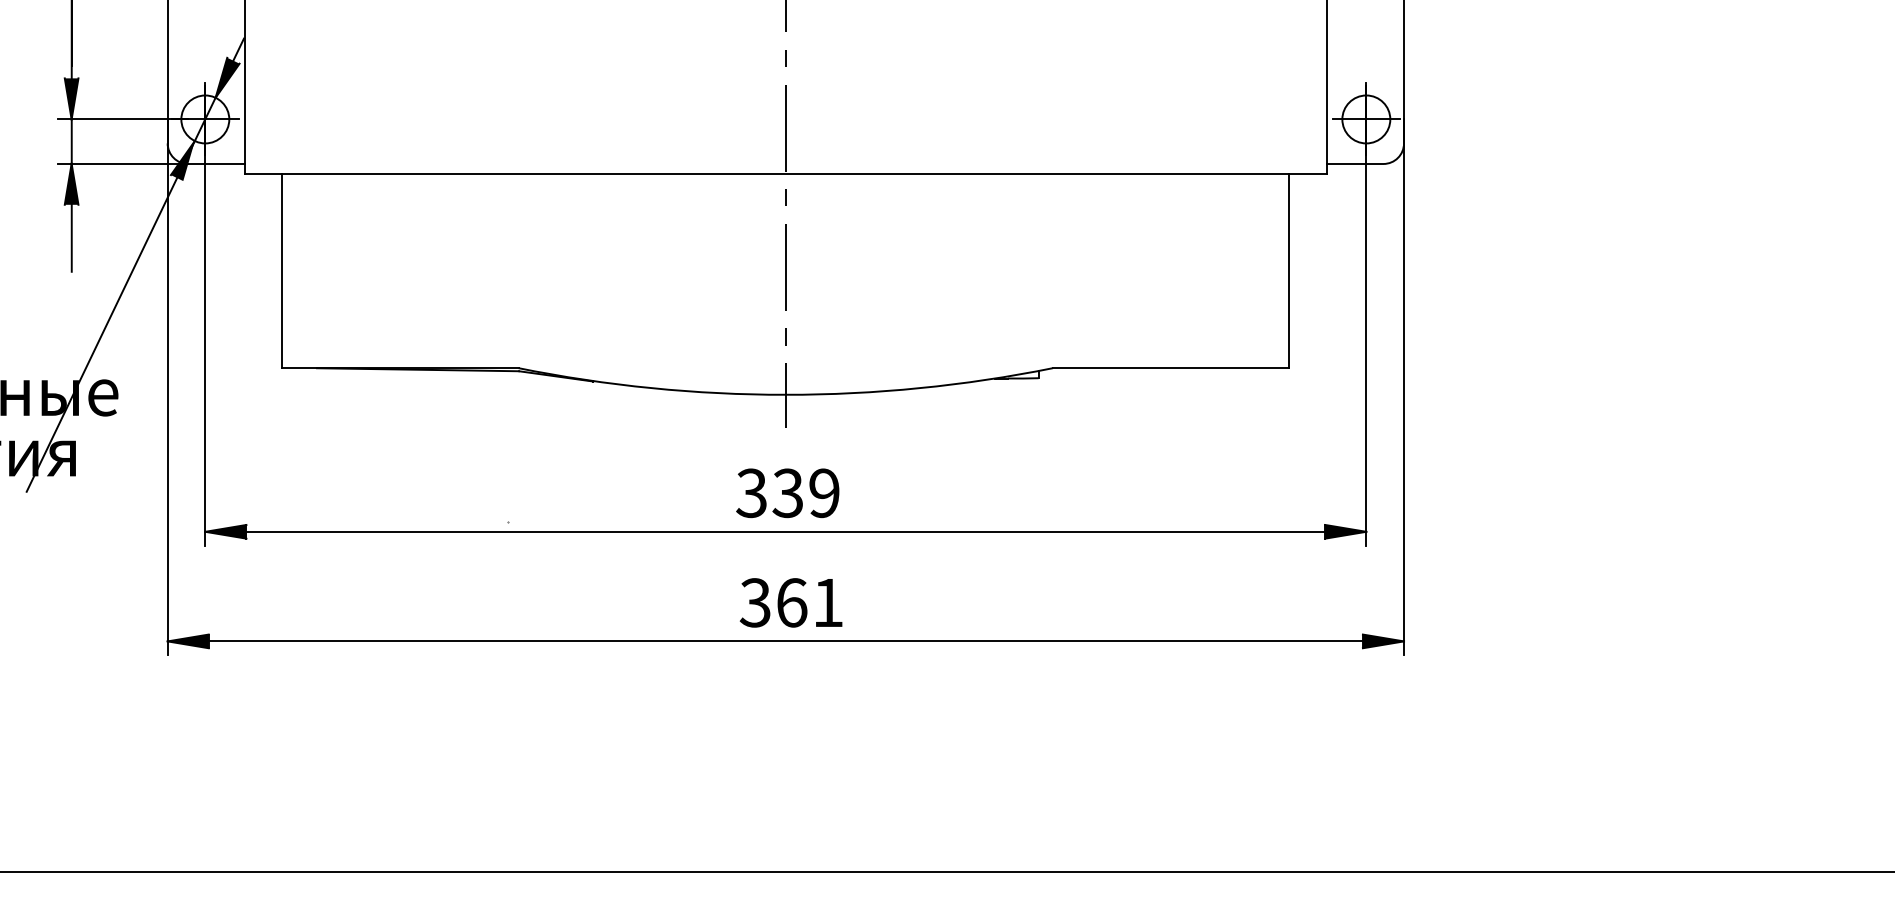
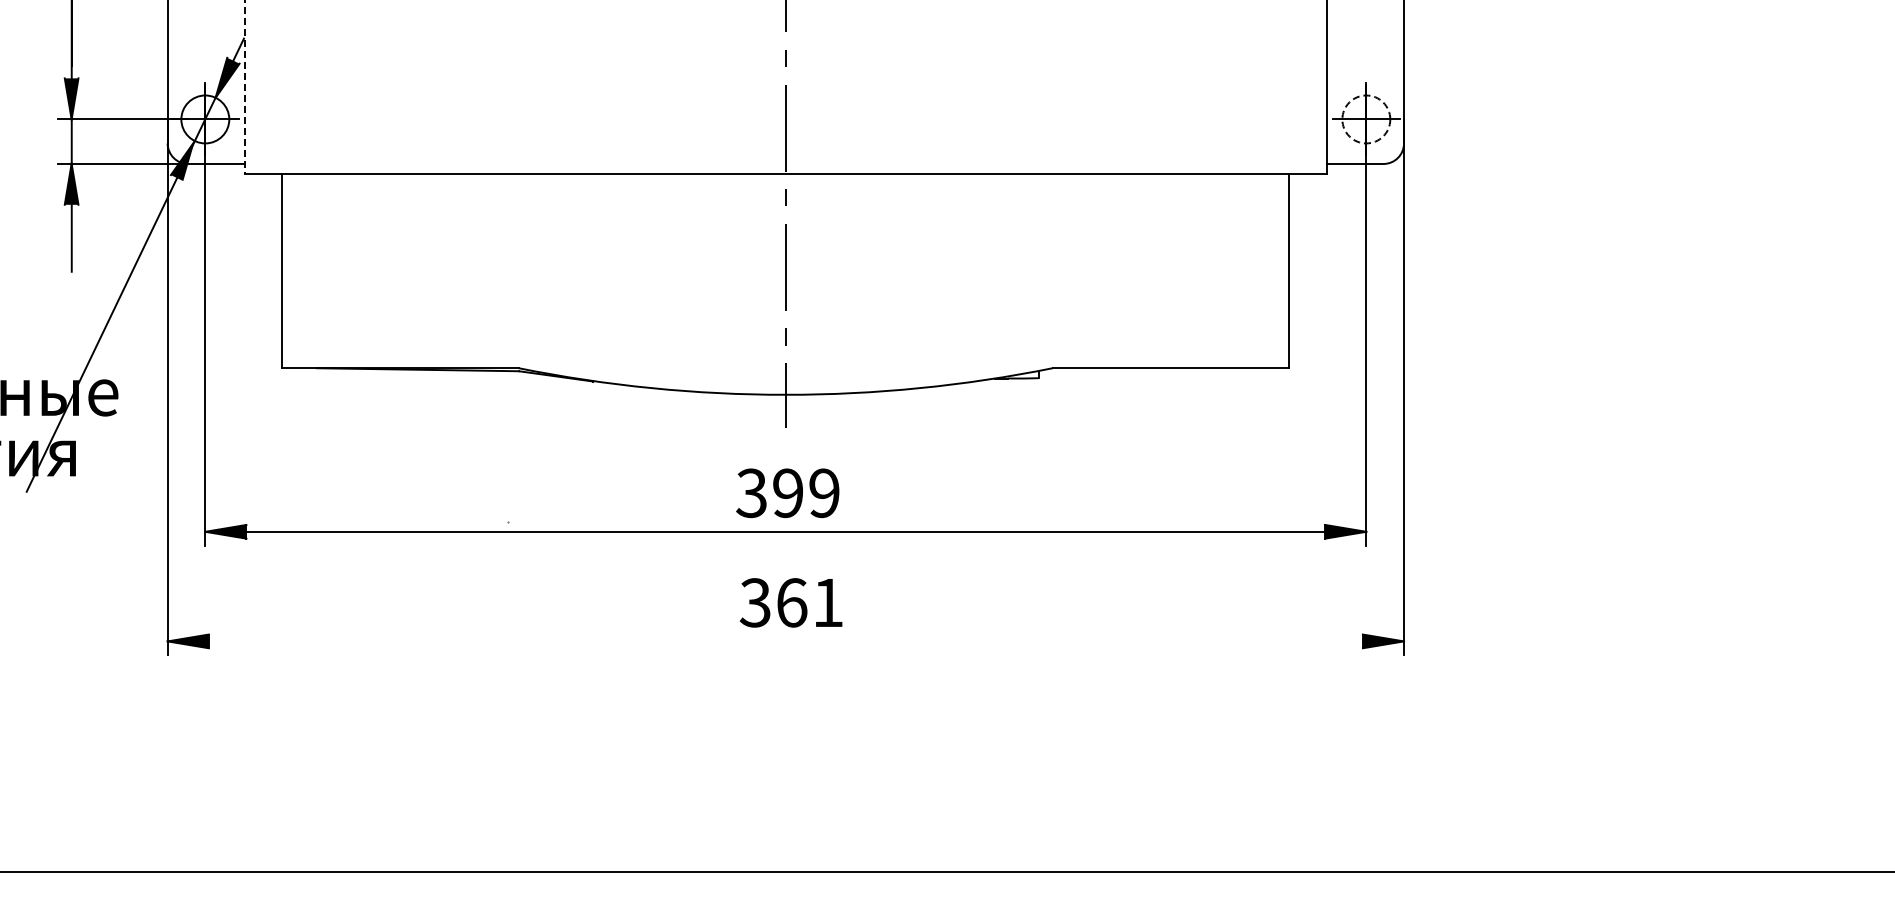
line: solid -> dashed (244, 87)
circle: solid -> dashed (1366, 119)
text: 339 -> 399 (787, 493)
line: present -> none (785, 641)
